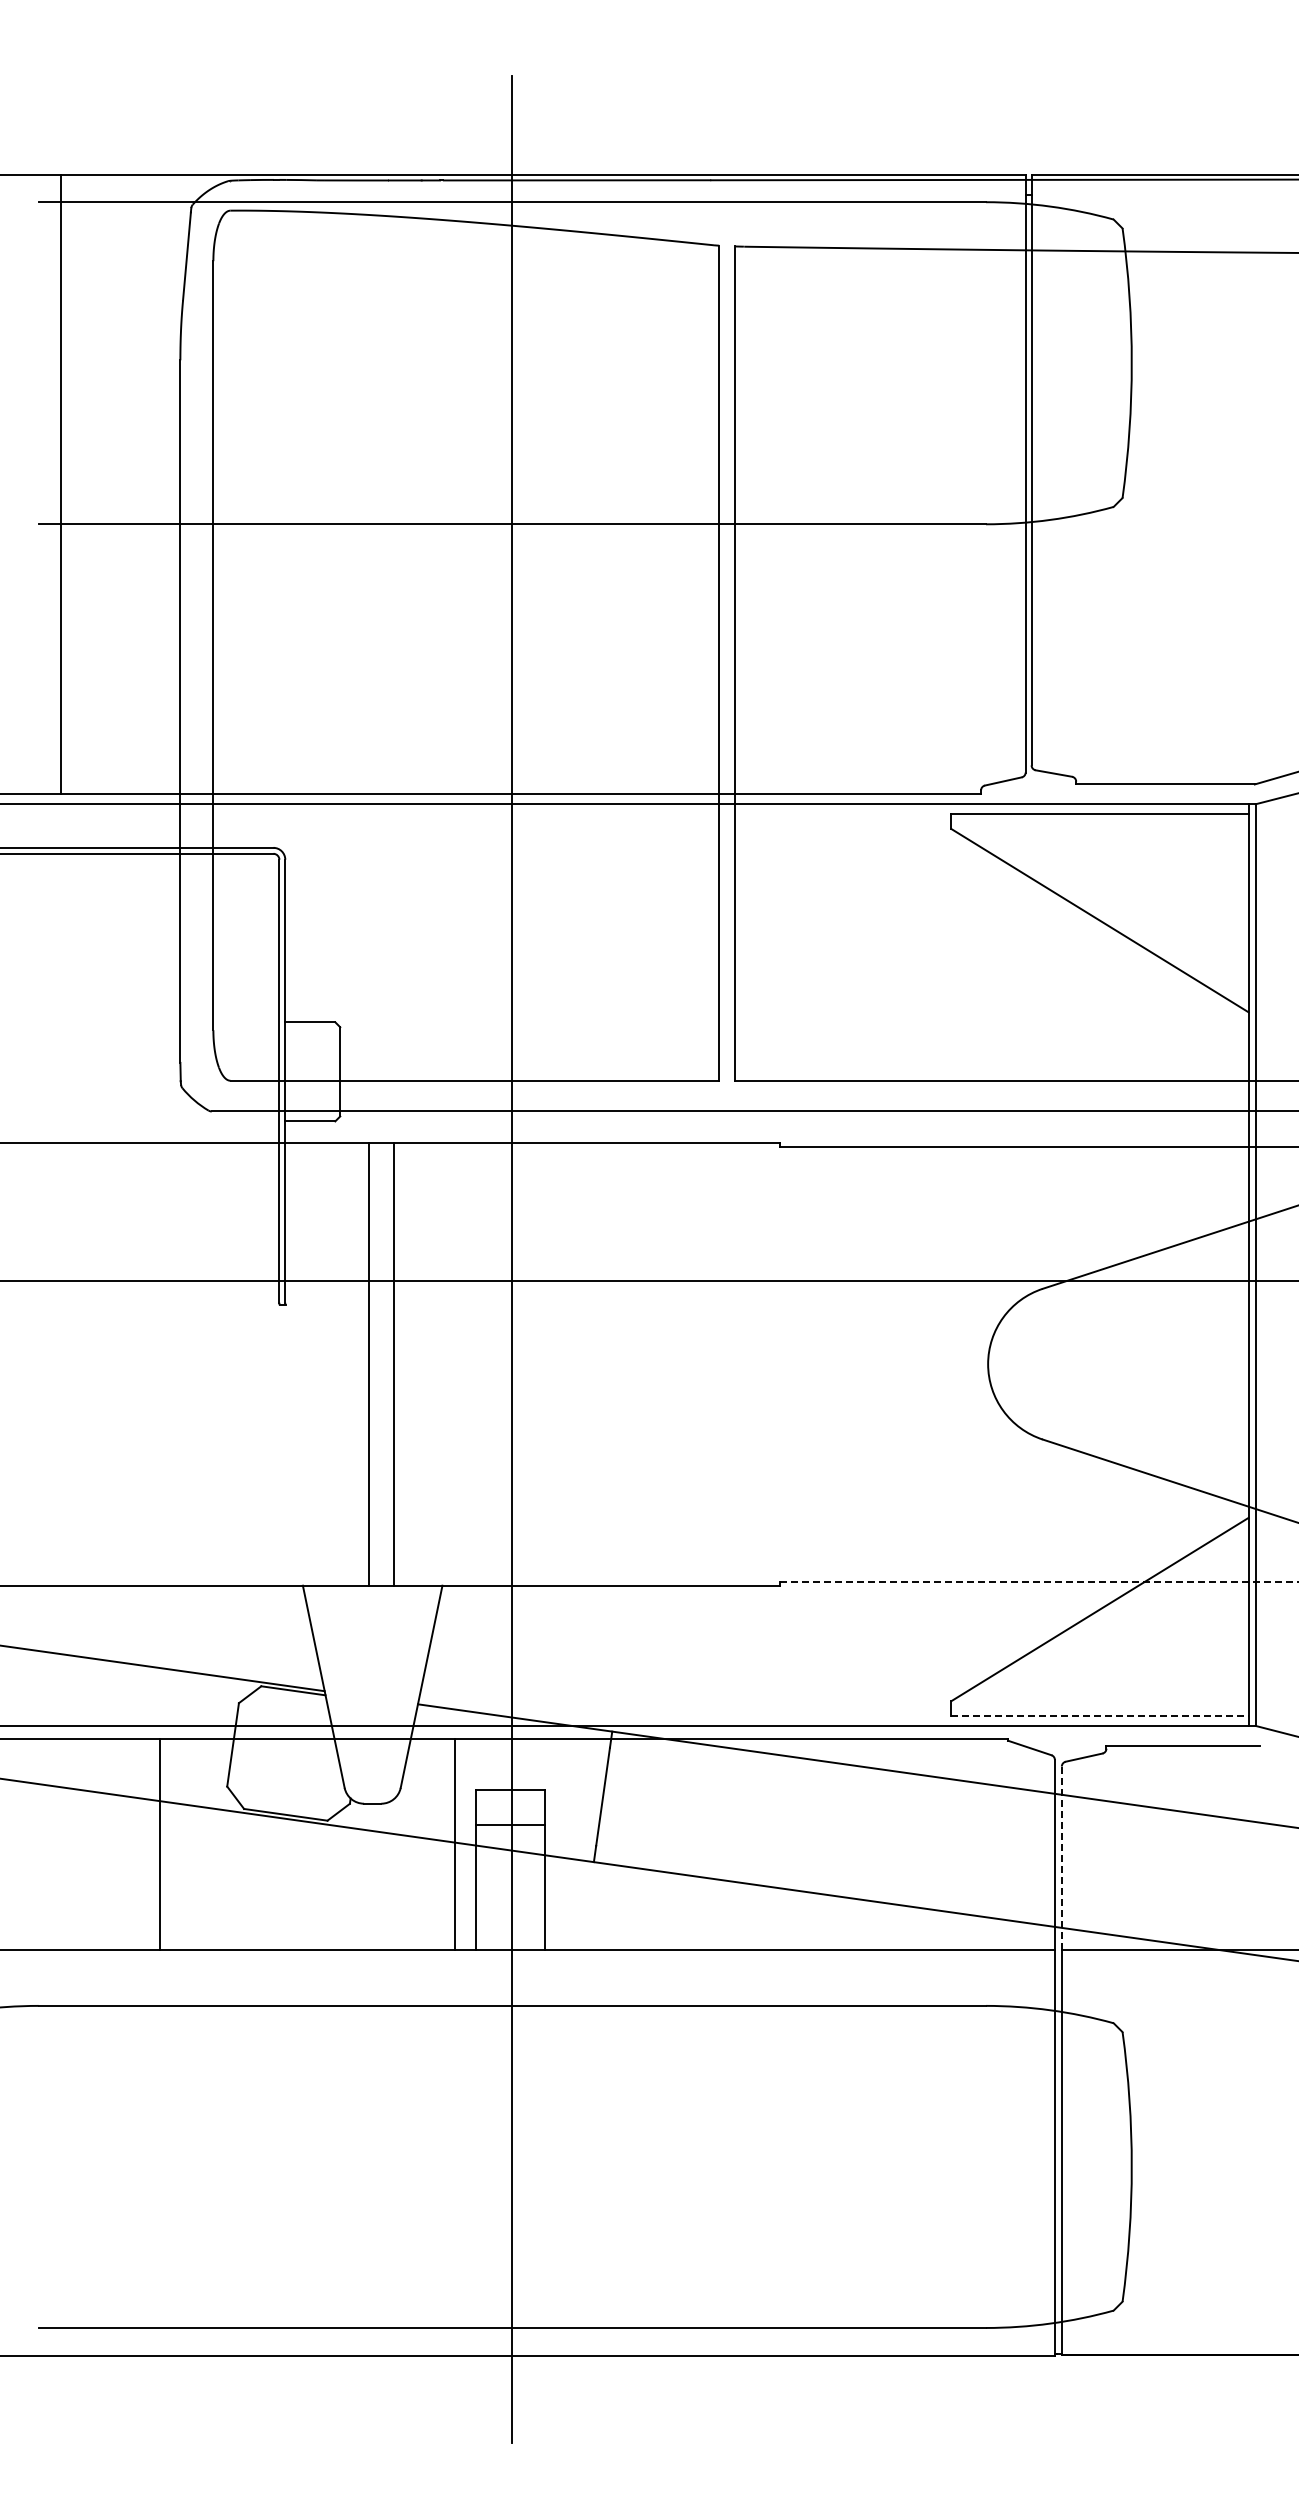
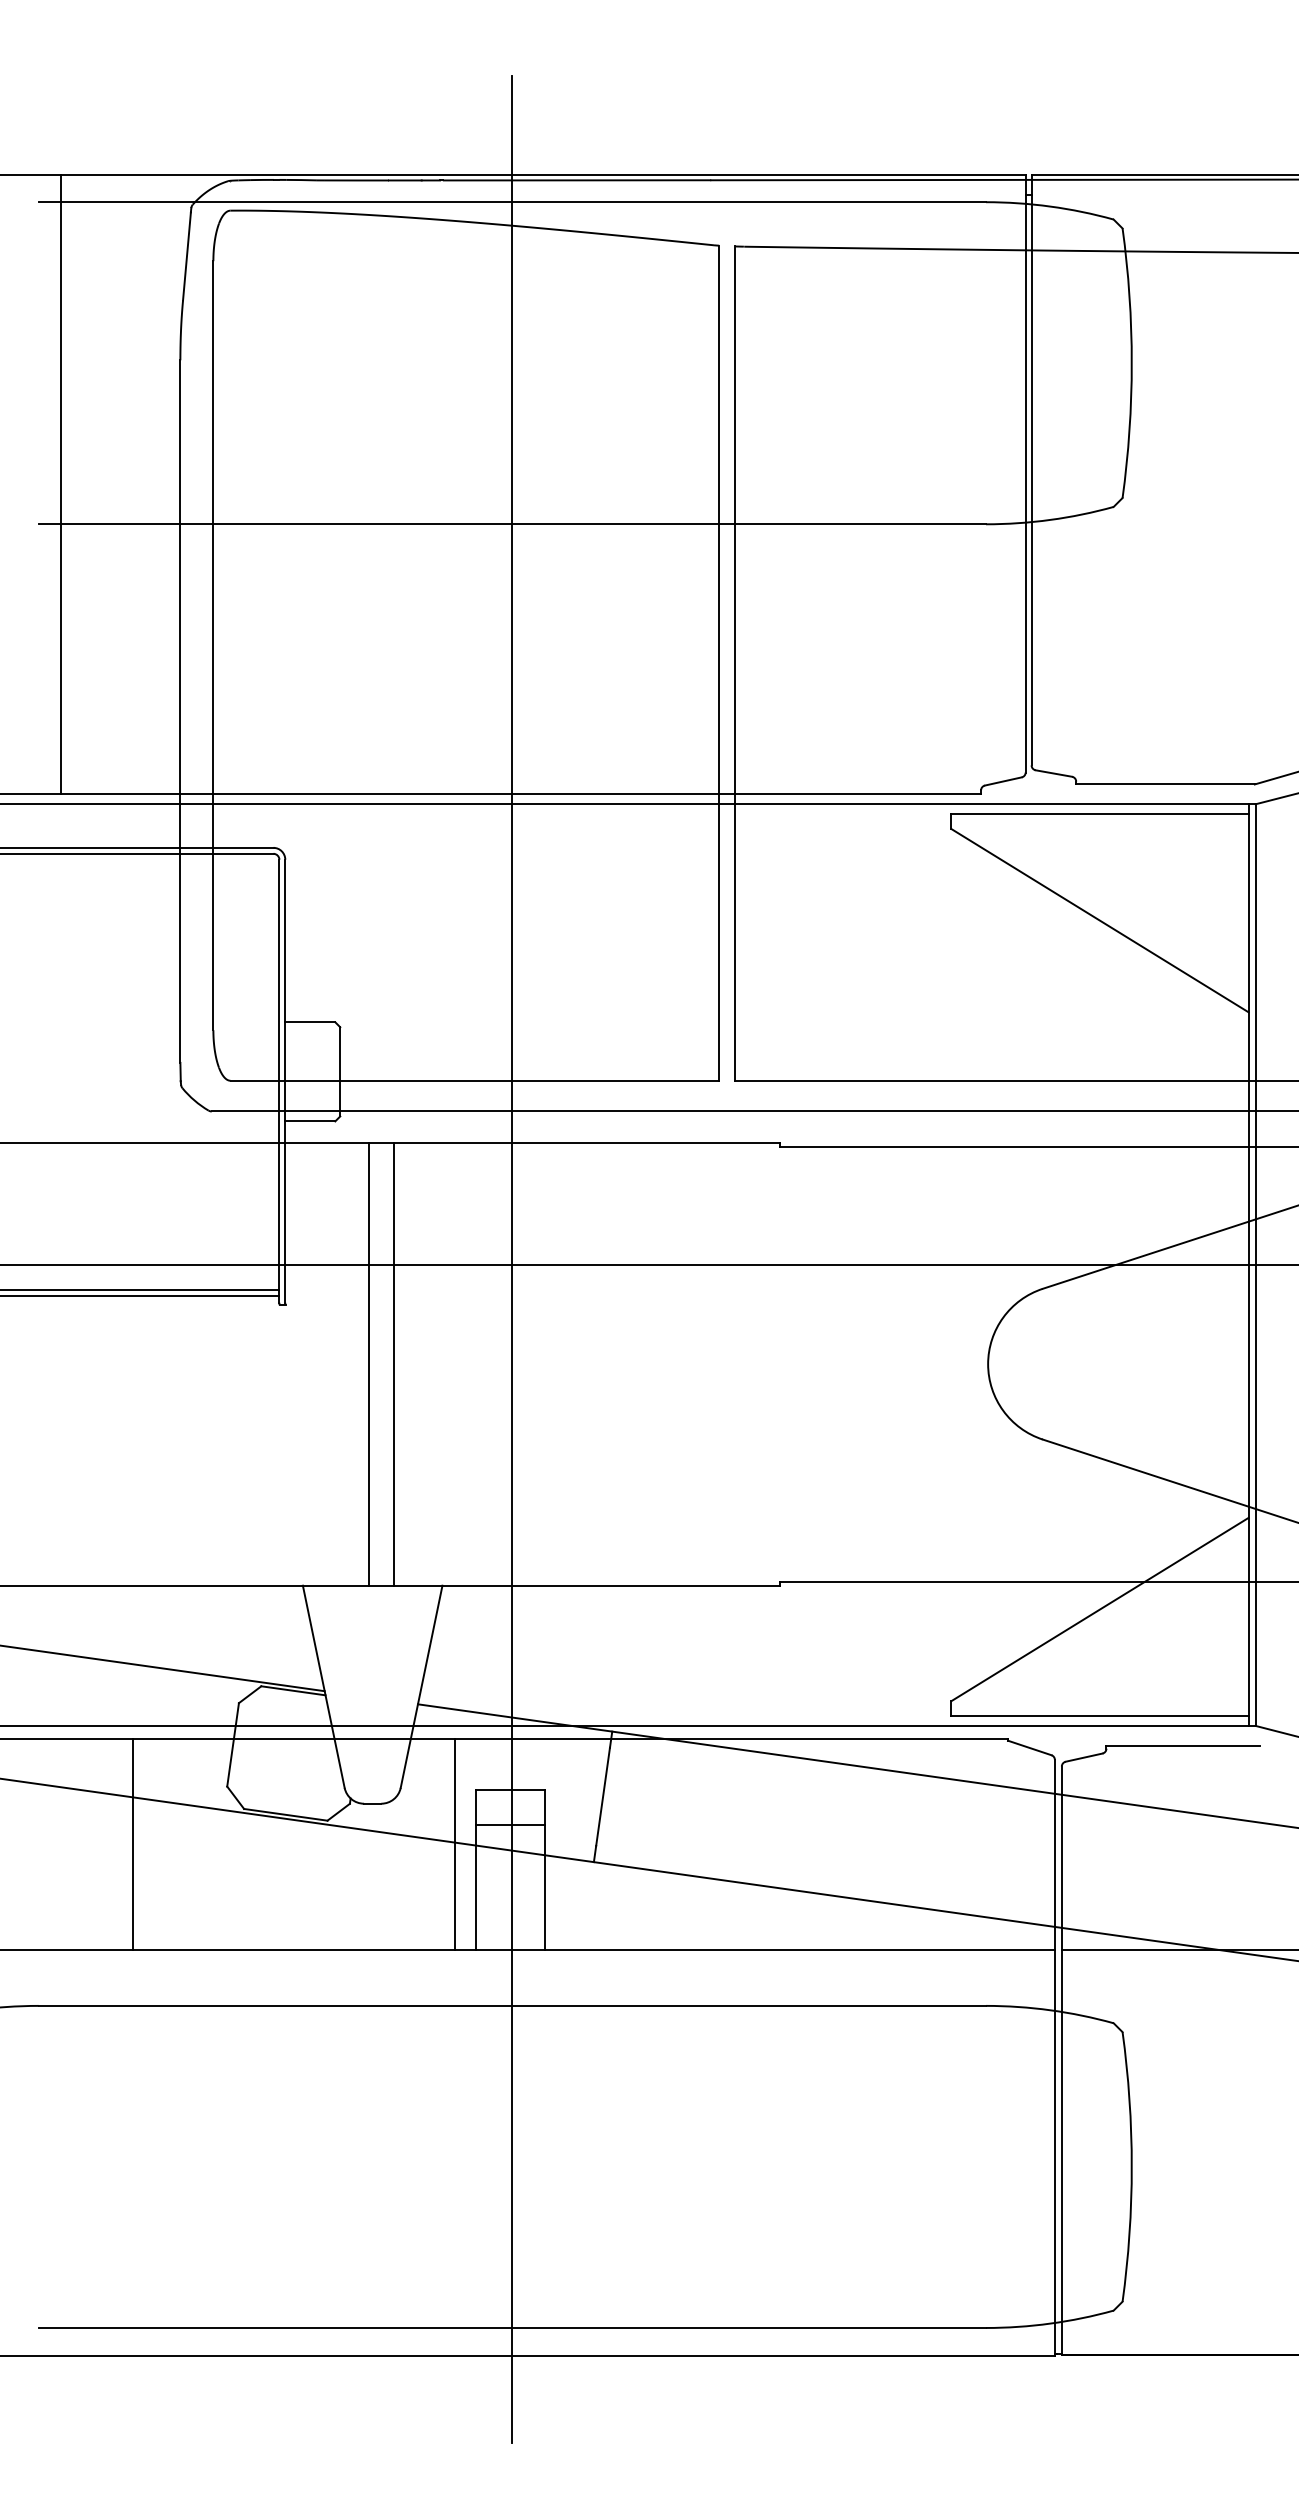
line position: (648, 1281) -> (648, 1265) (648, 1265)
line: none -> present (140, 1289)
line: none -> present (140, 1295)
line: dashed -> solid (1039, 1581)
line: dashed -> solid (1100, 1716)
line position: (159, 1844) -> (132, 1844) (132, 1844)
line: dashed -> solid (1061, 1858)
